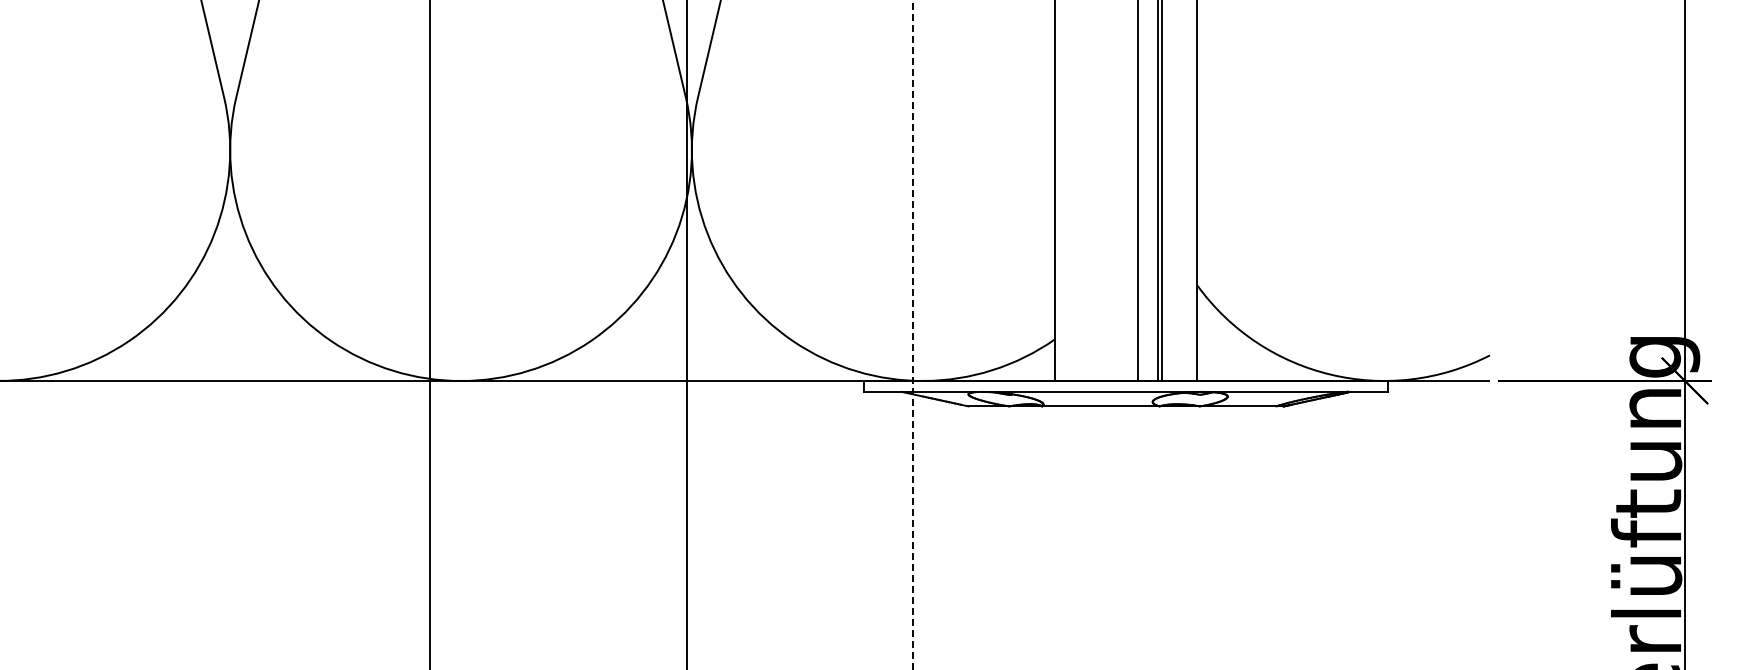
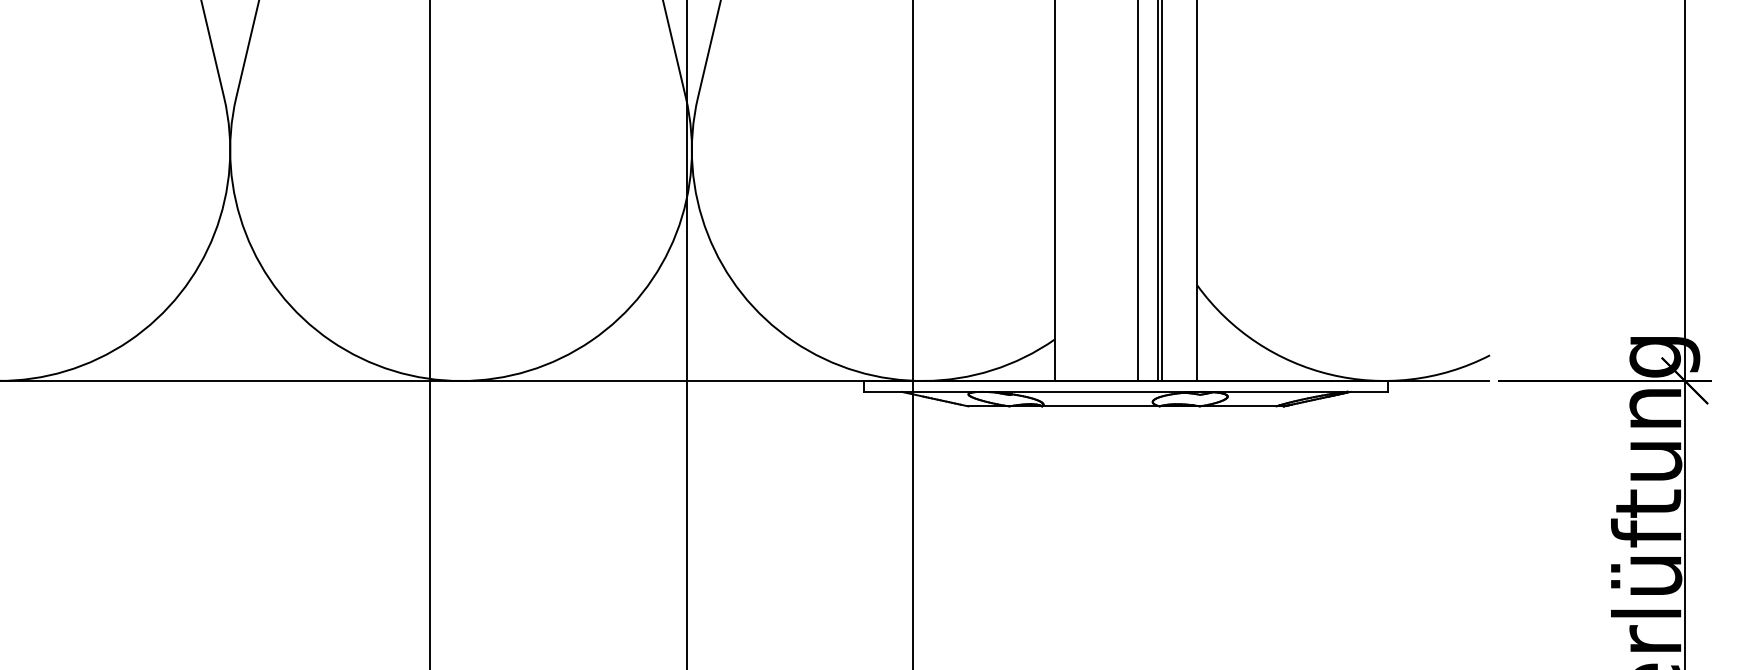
line: dashed -> solid (912, 335)
